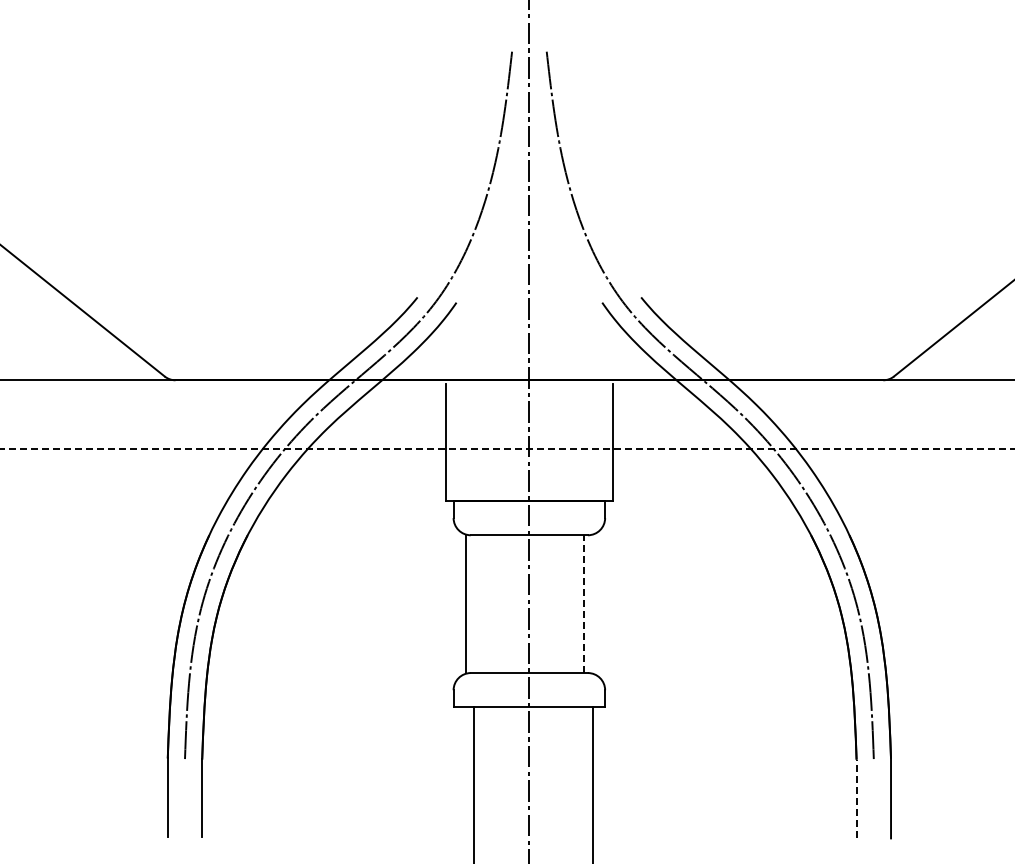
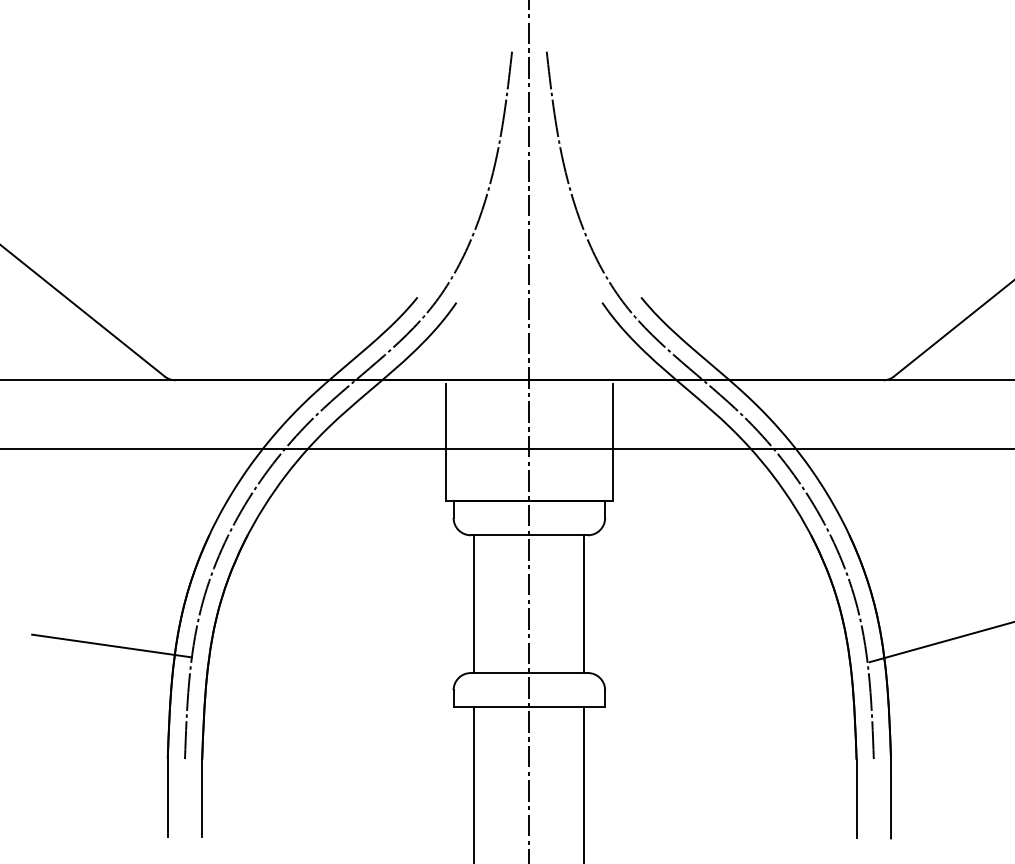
line: dashed -> solid (507, 449)
line position: (466, 604) -> (474, 604) (474, 604)
line: dashed -> solid (584, 604)
line: none -> present (940, 642)
line: none -> present (111, 645)
line position: (593, 783) -> (584, 783) (584, 783)
line: dashed -> solid (856, 798)
